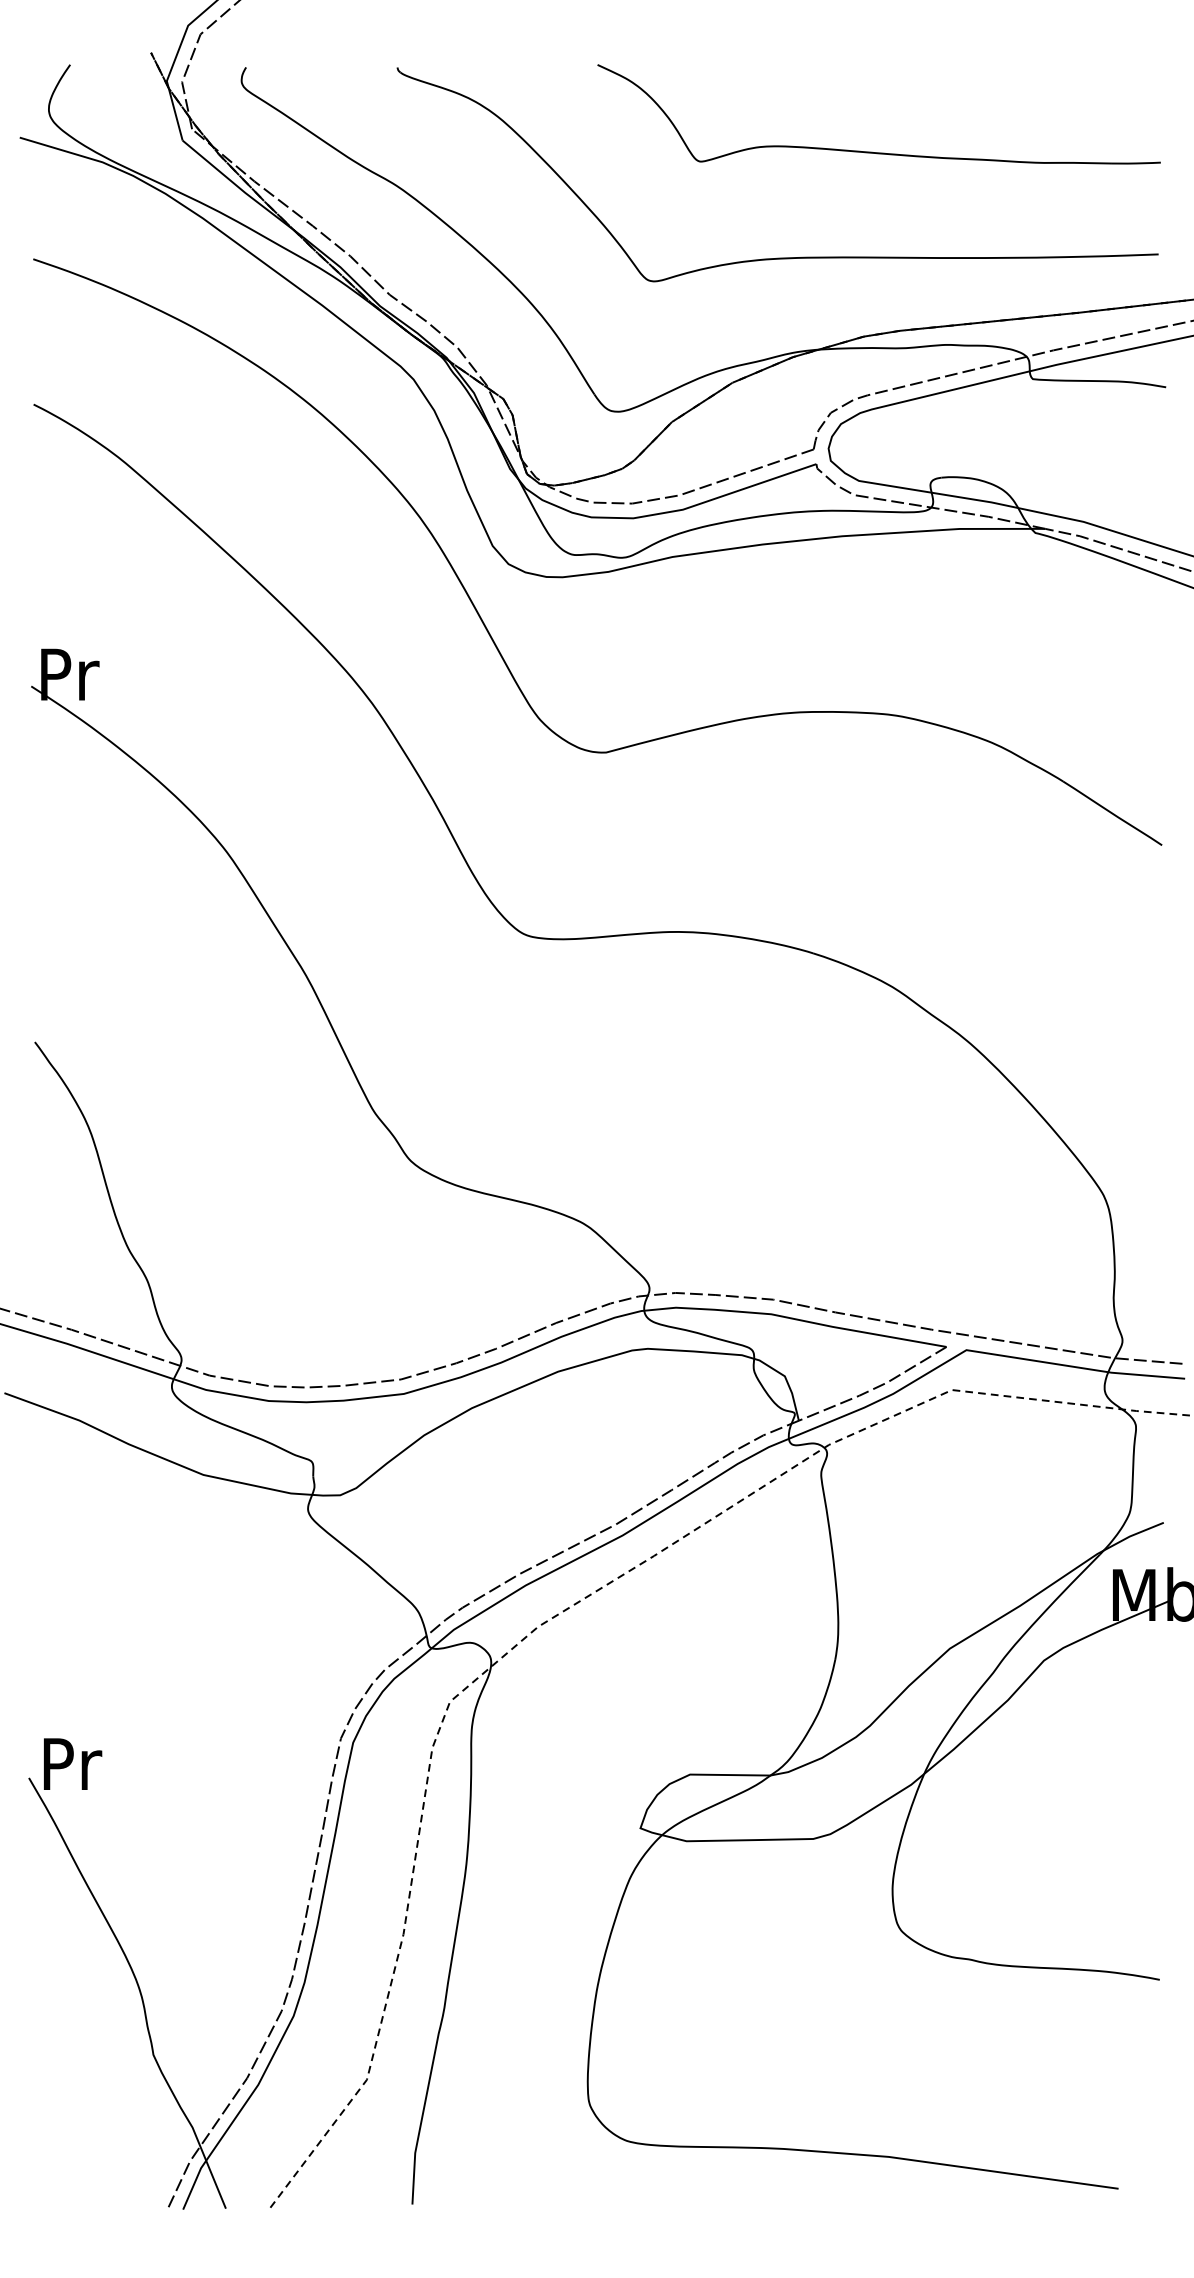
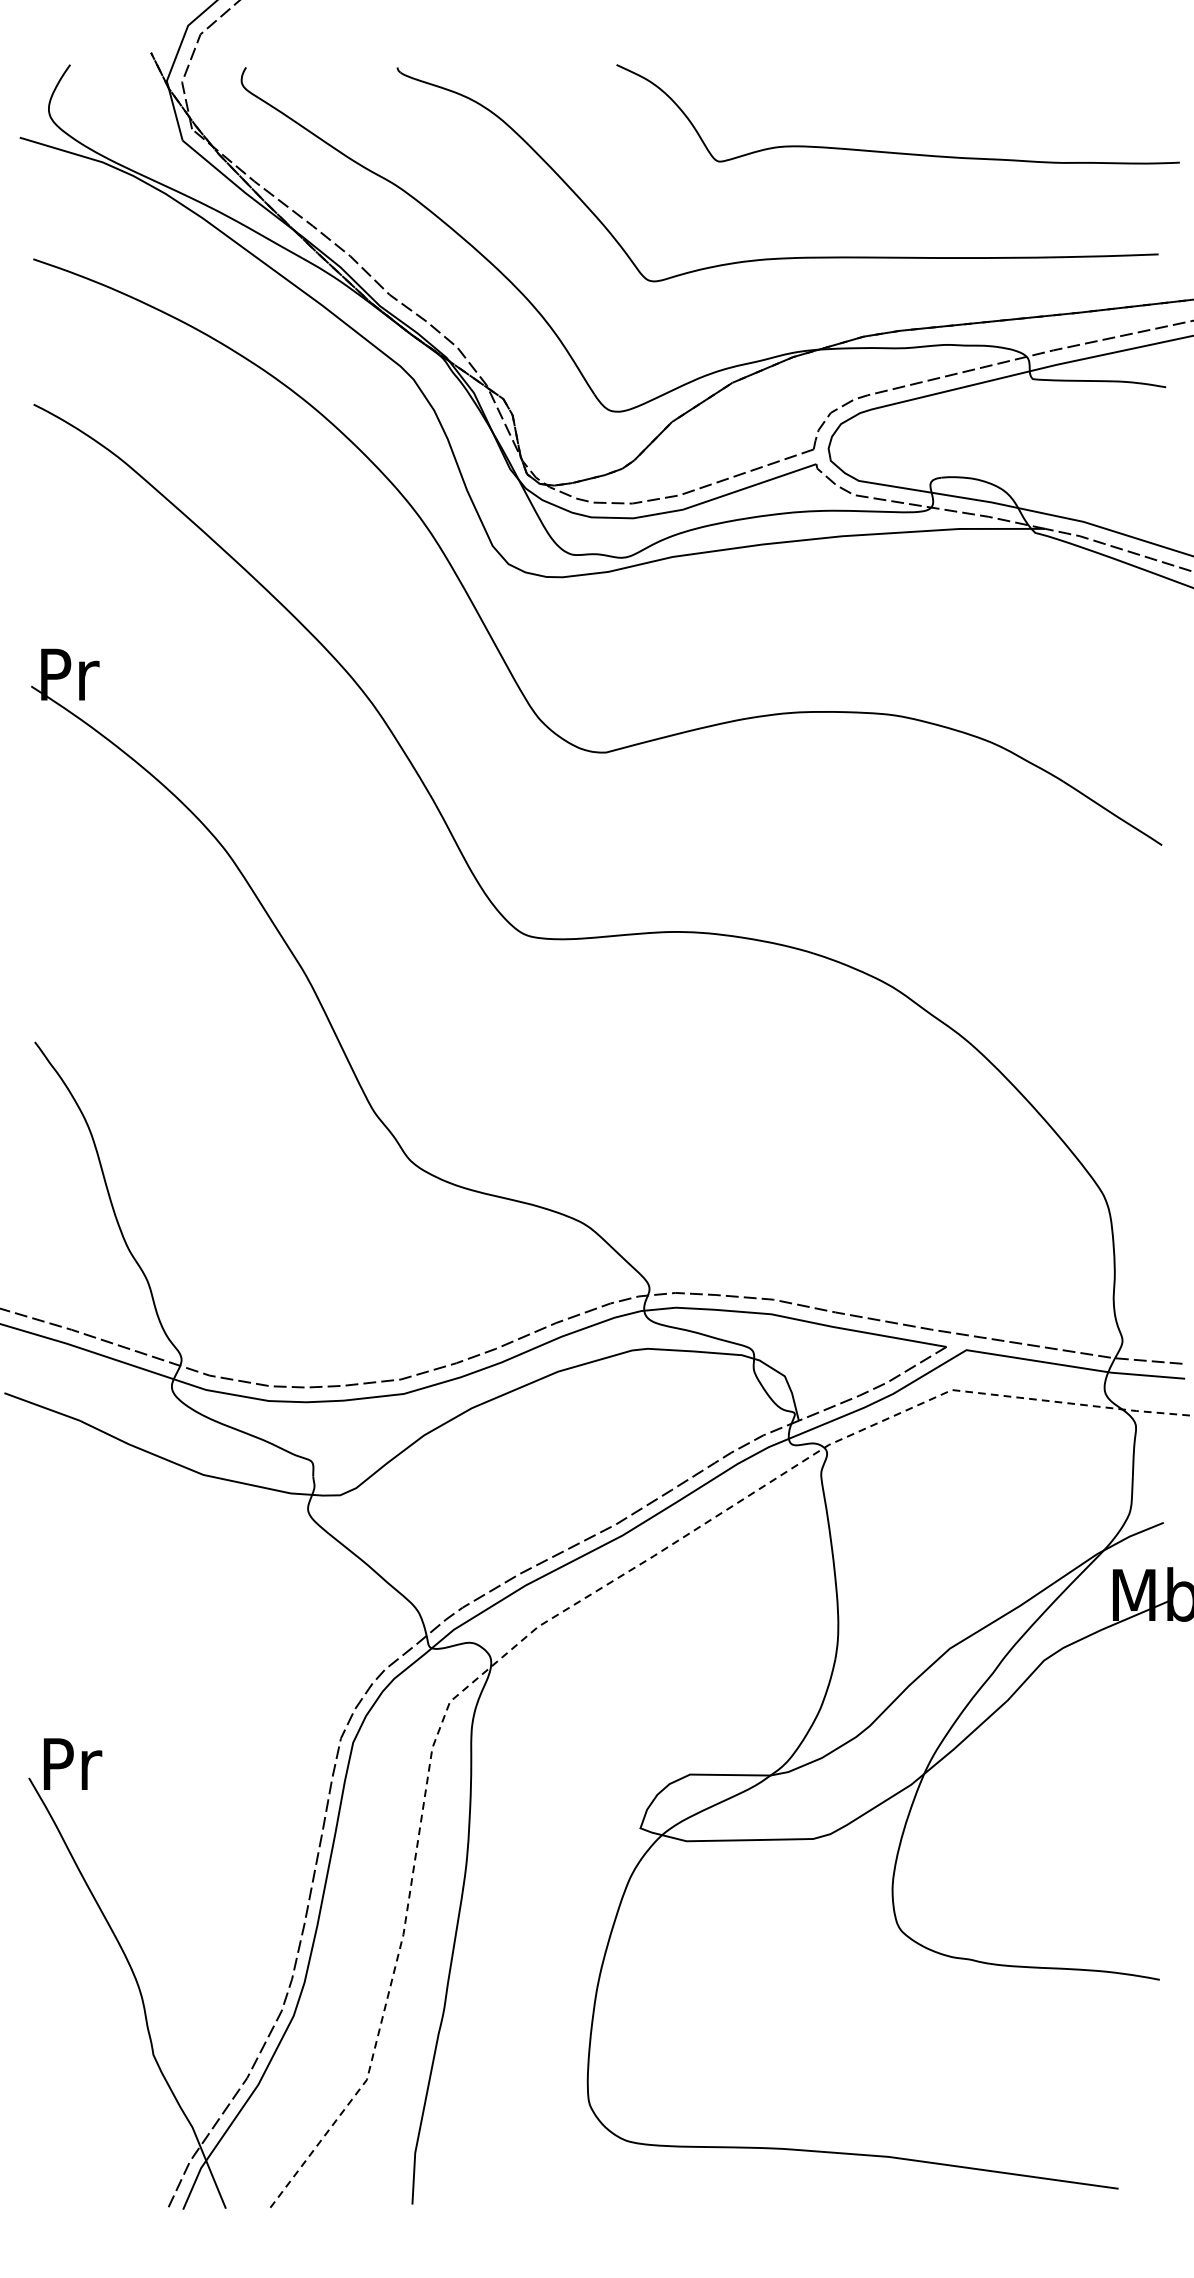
part position: (872, 151) -> (891, 151) (891, 151)
